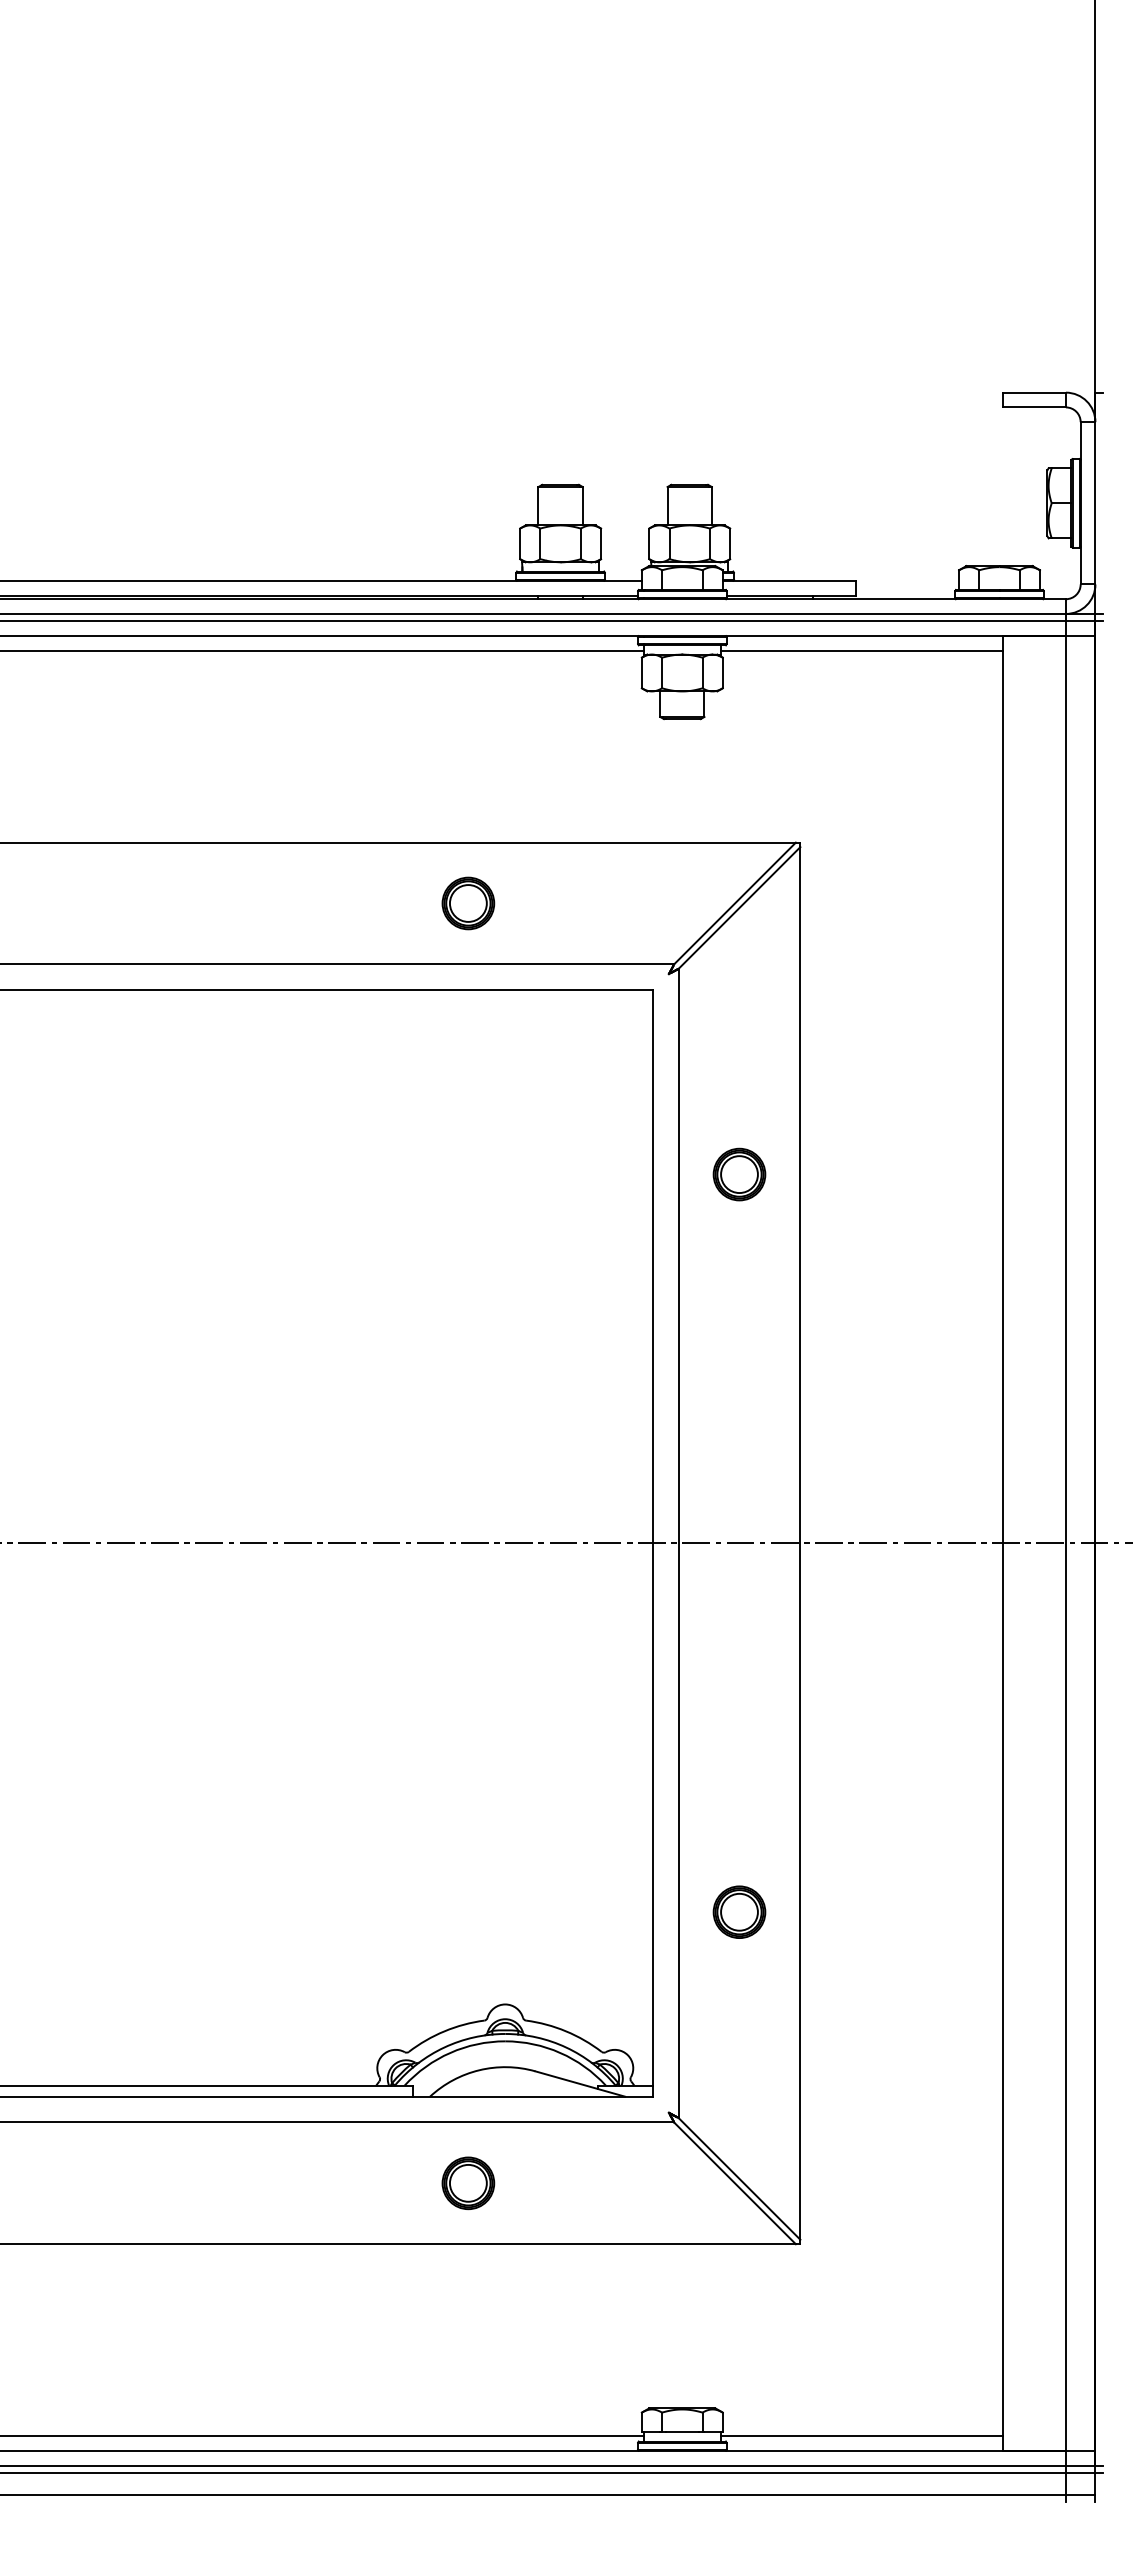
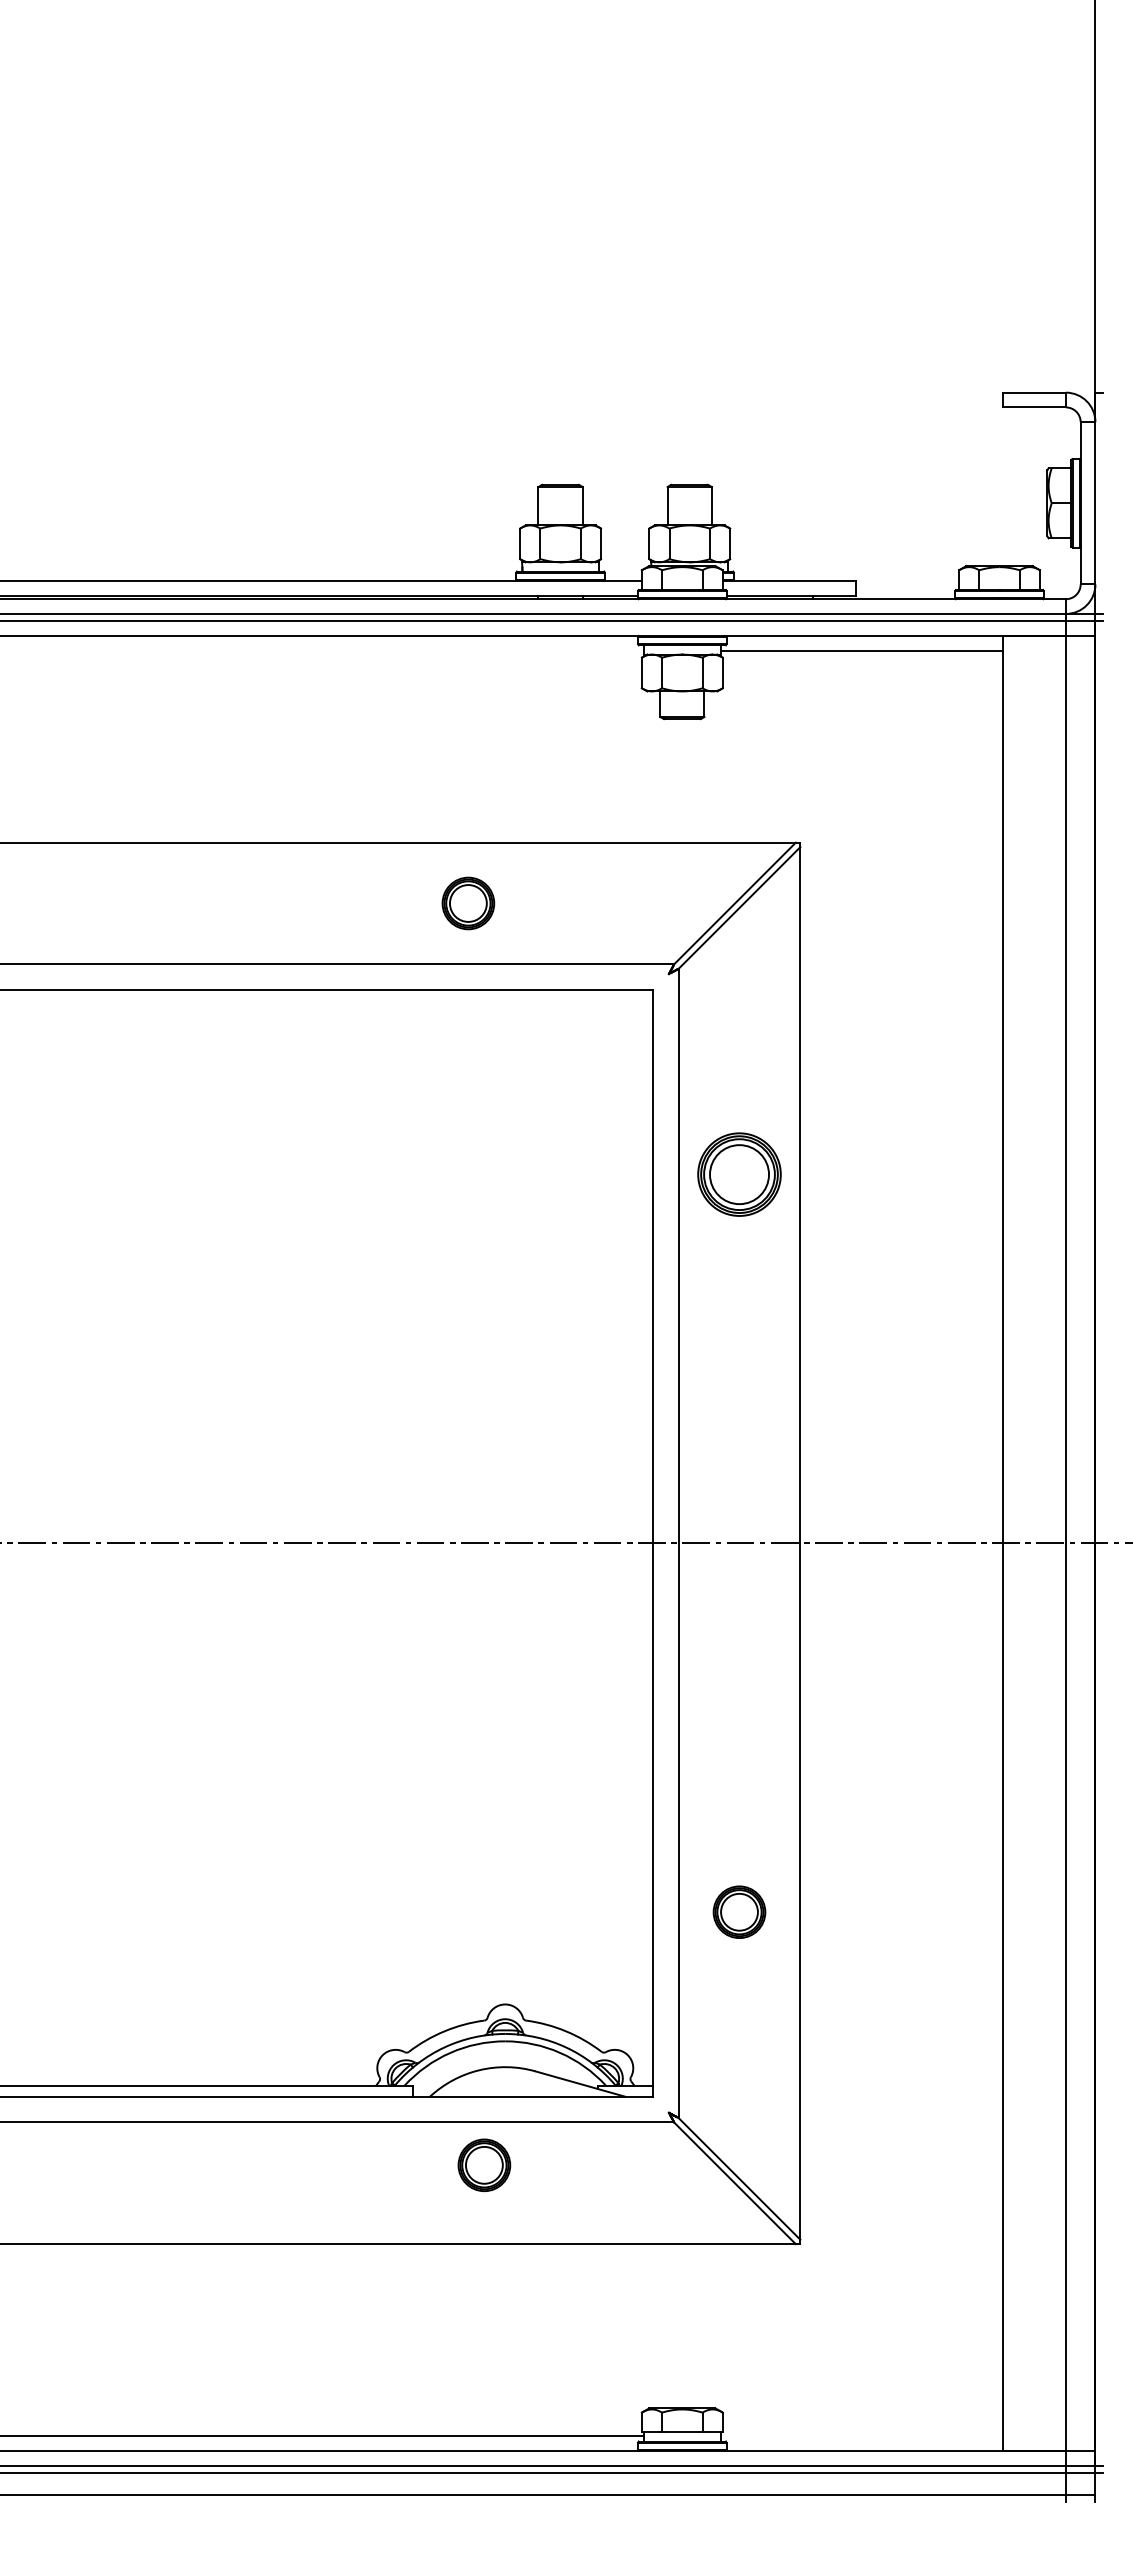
line: present -> none (322, 650)
part size: 55x55 px -> 85x85 px (739, 1174)
part position: (468, 2183) -> (484, 2165) (484, 2165)
line: present -> none (862, 2436)
